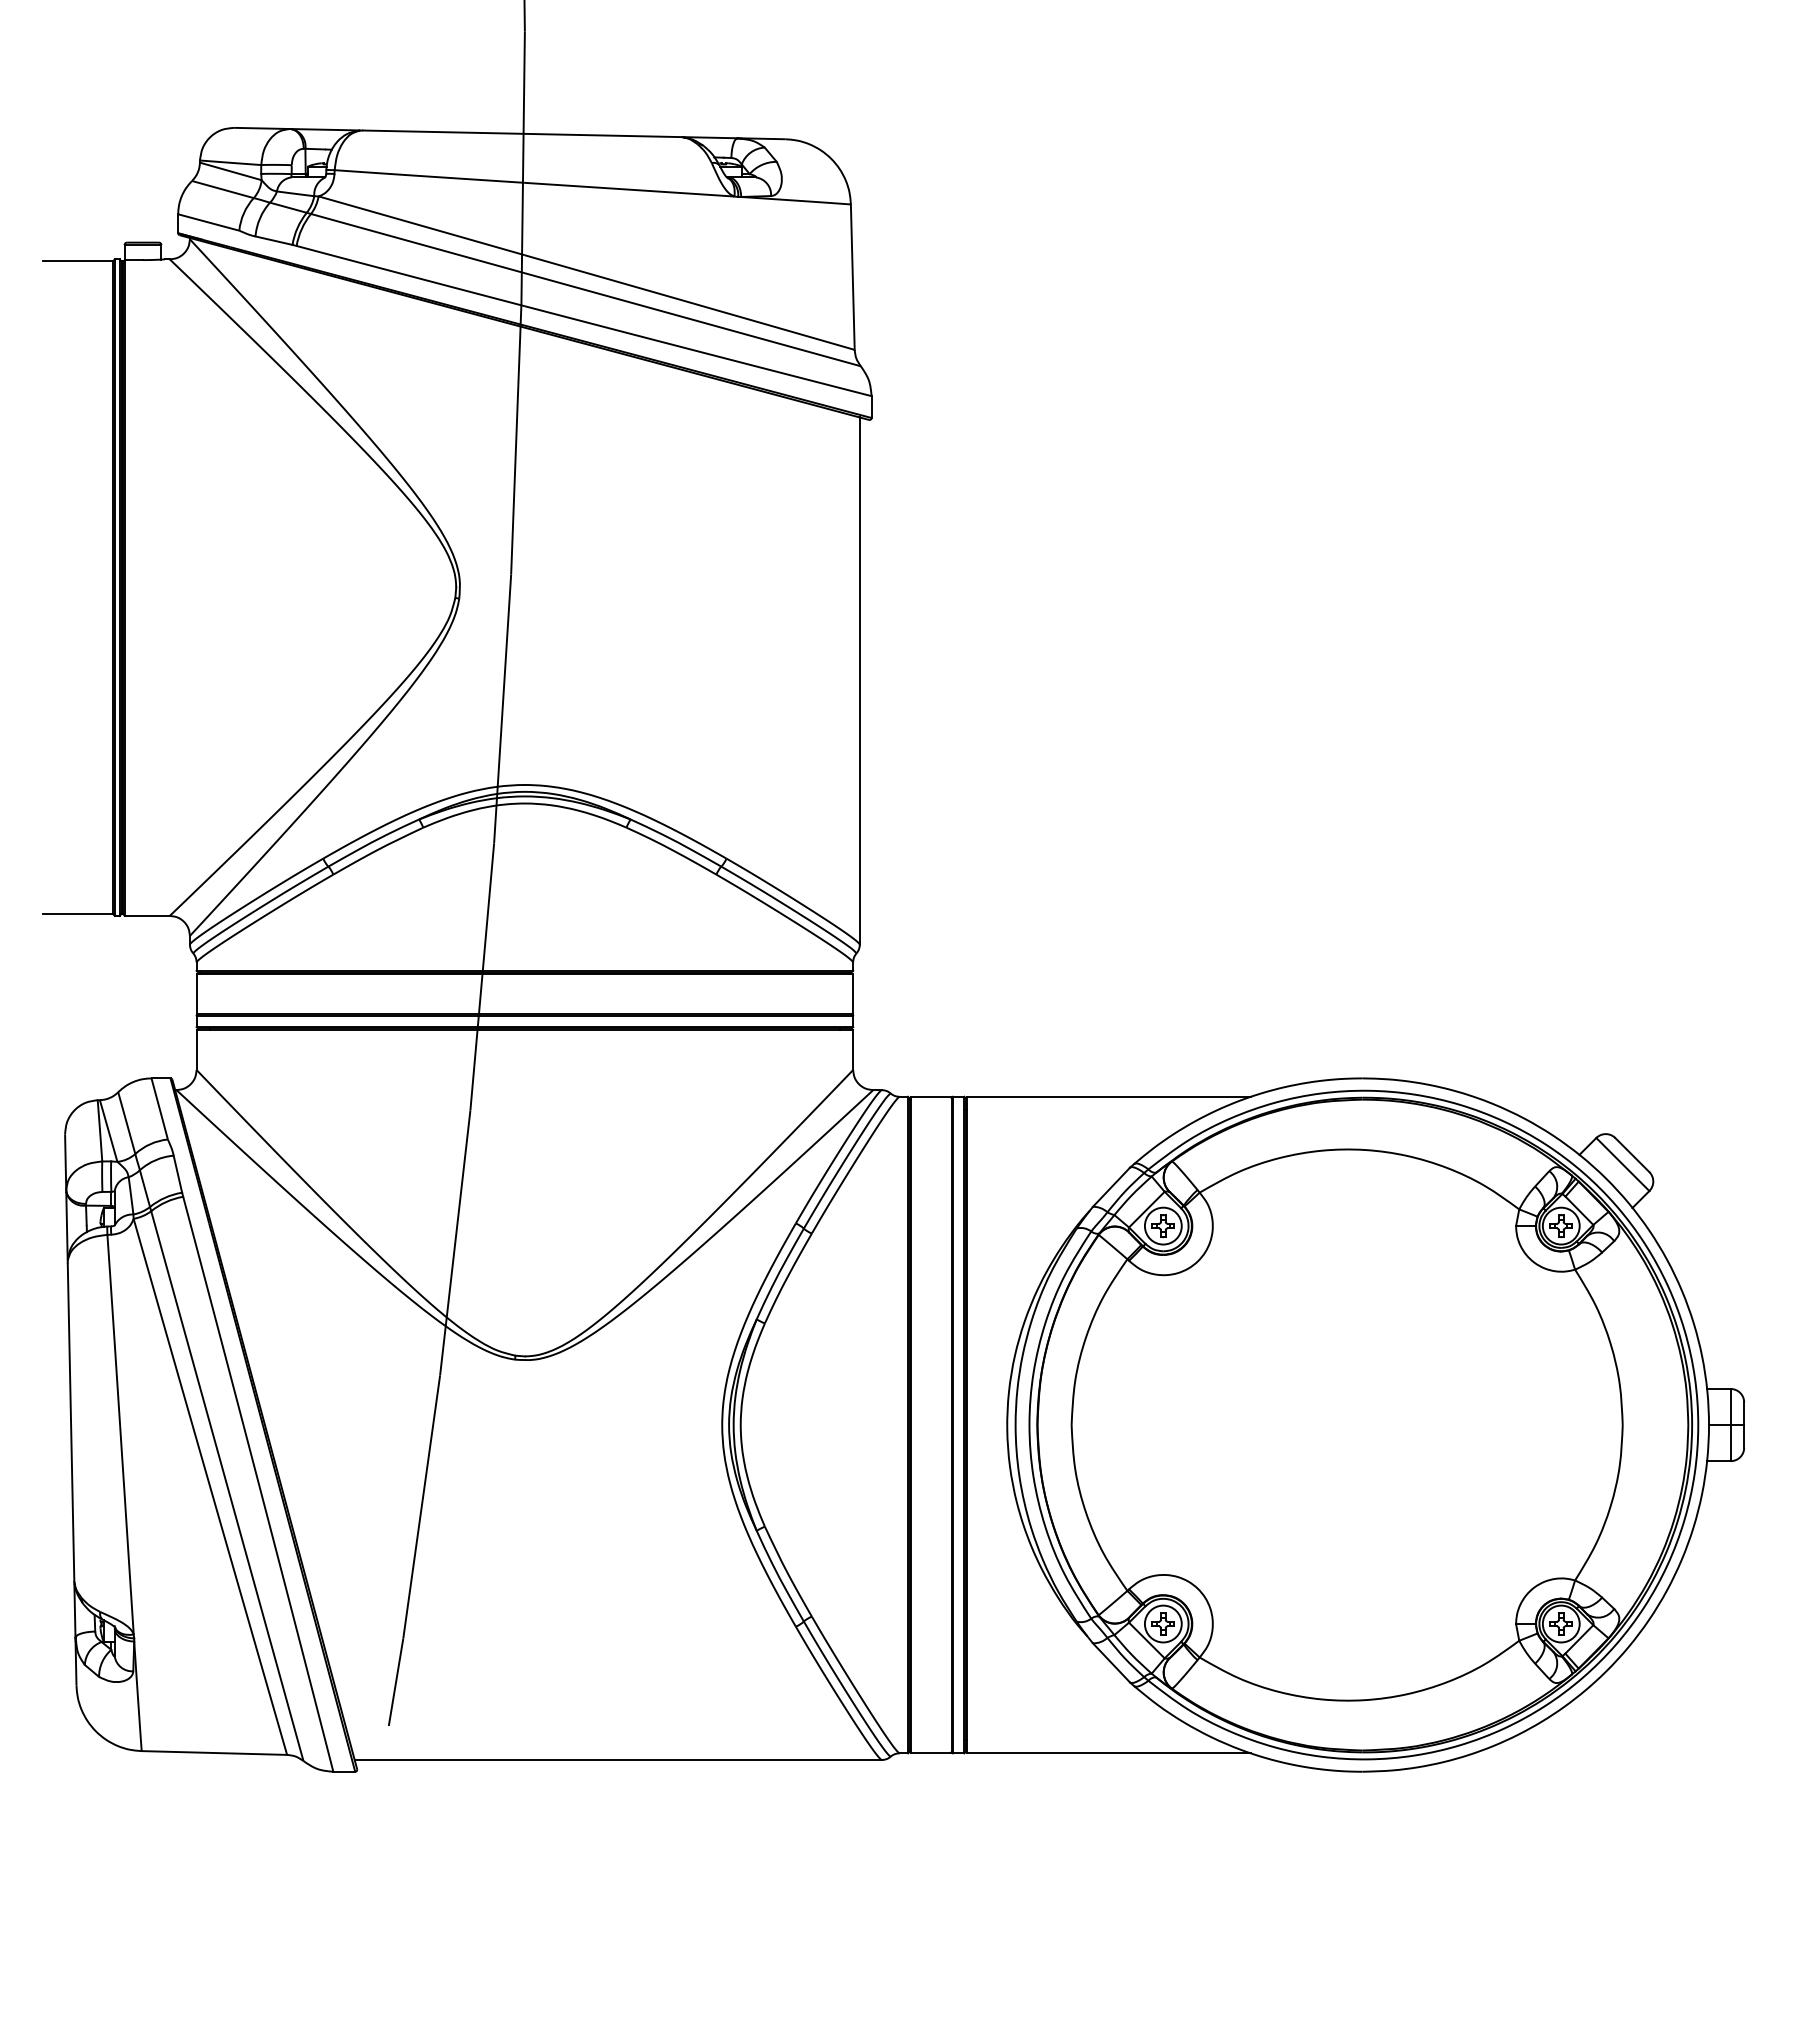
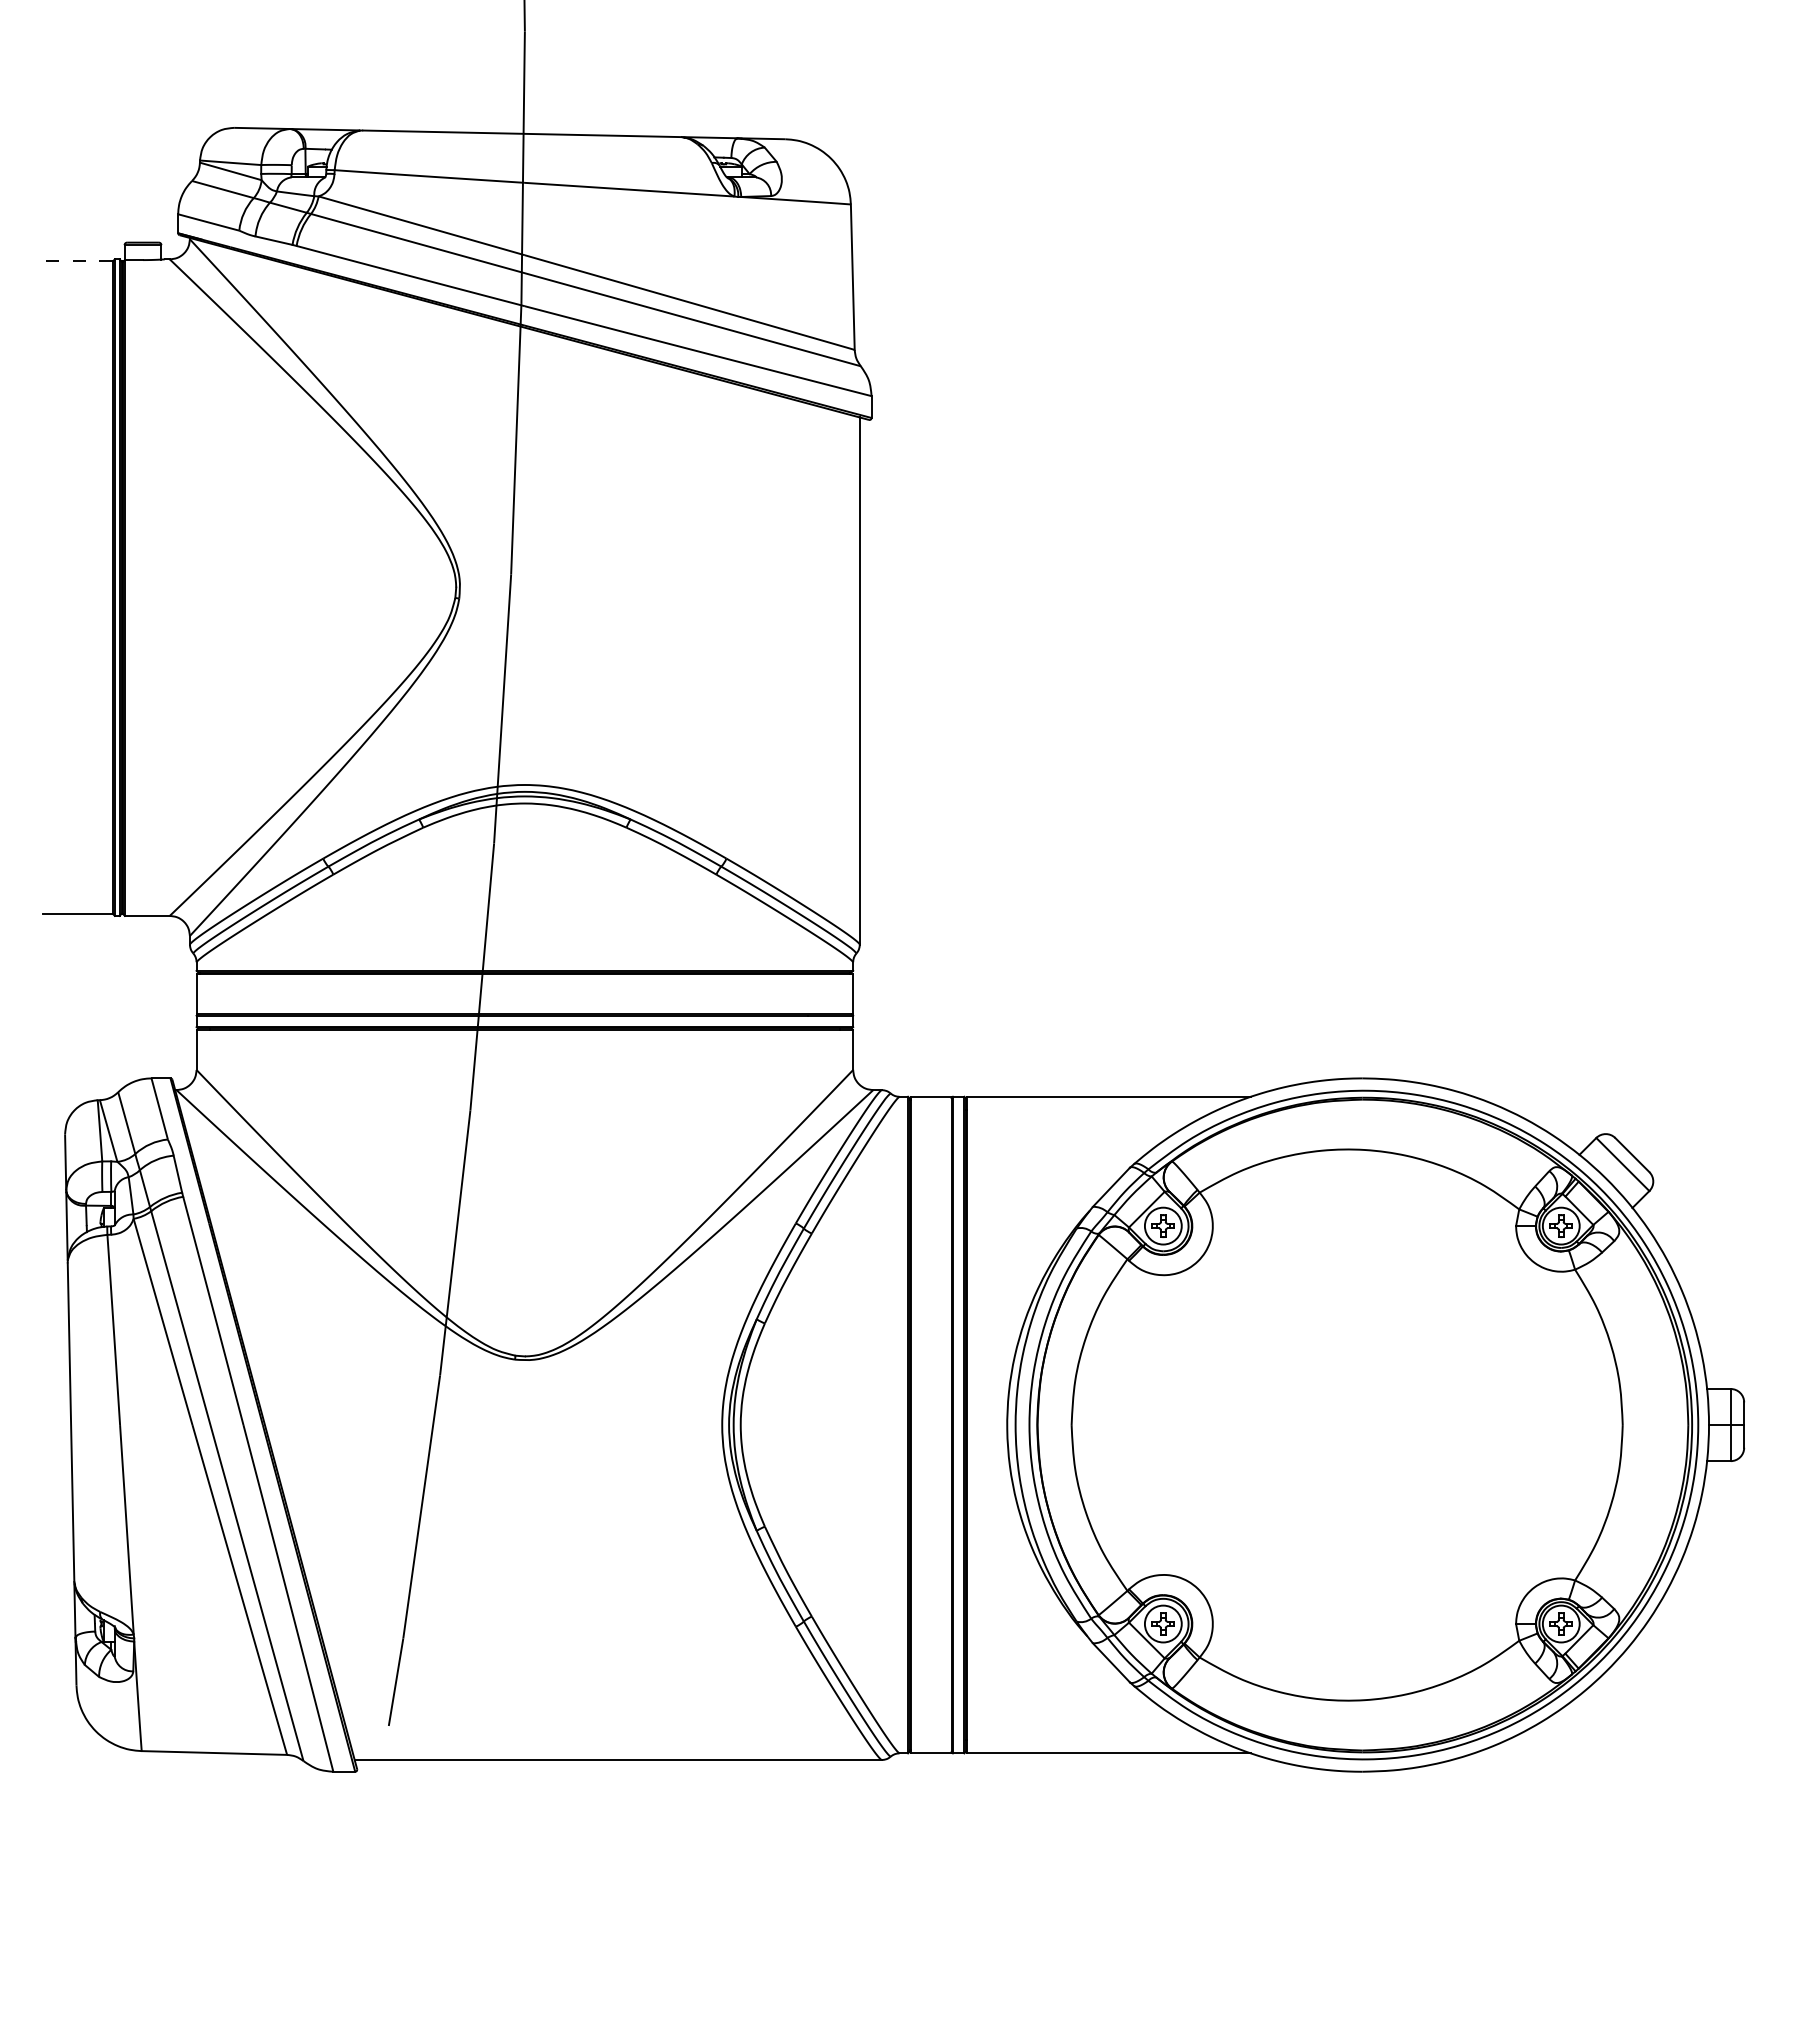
line: solid -> dashed (77, 261)
